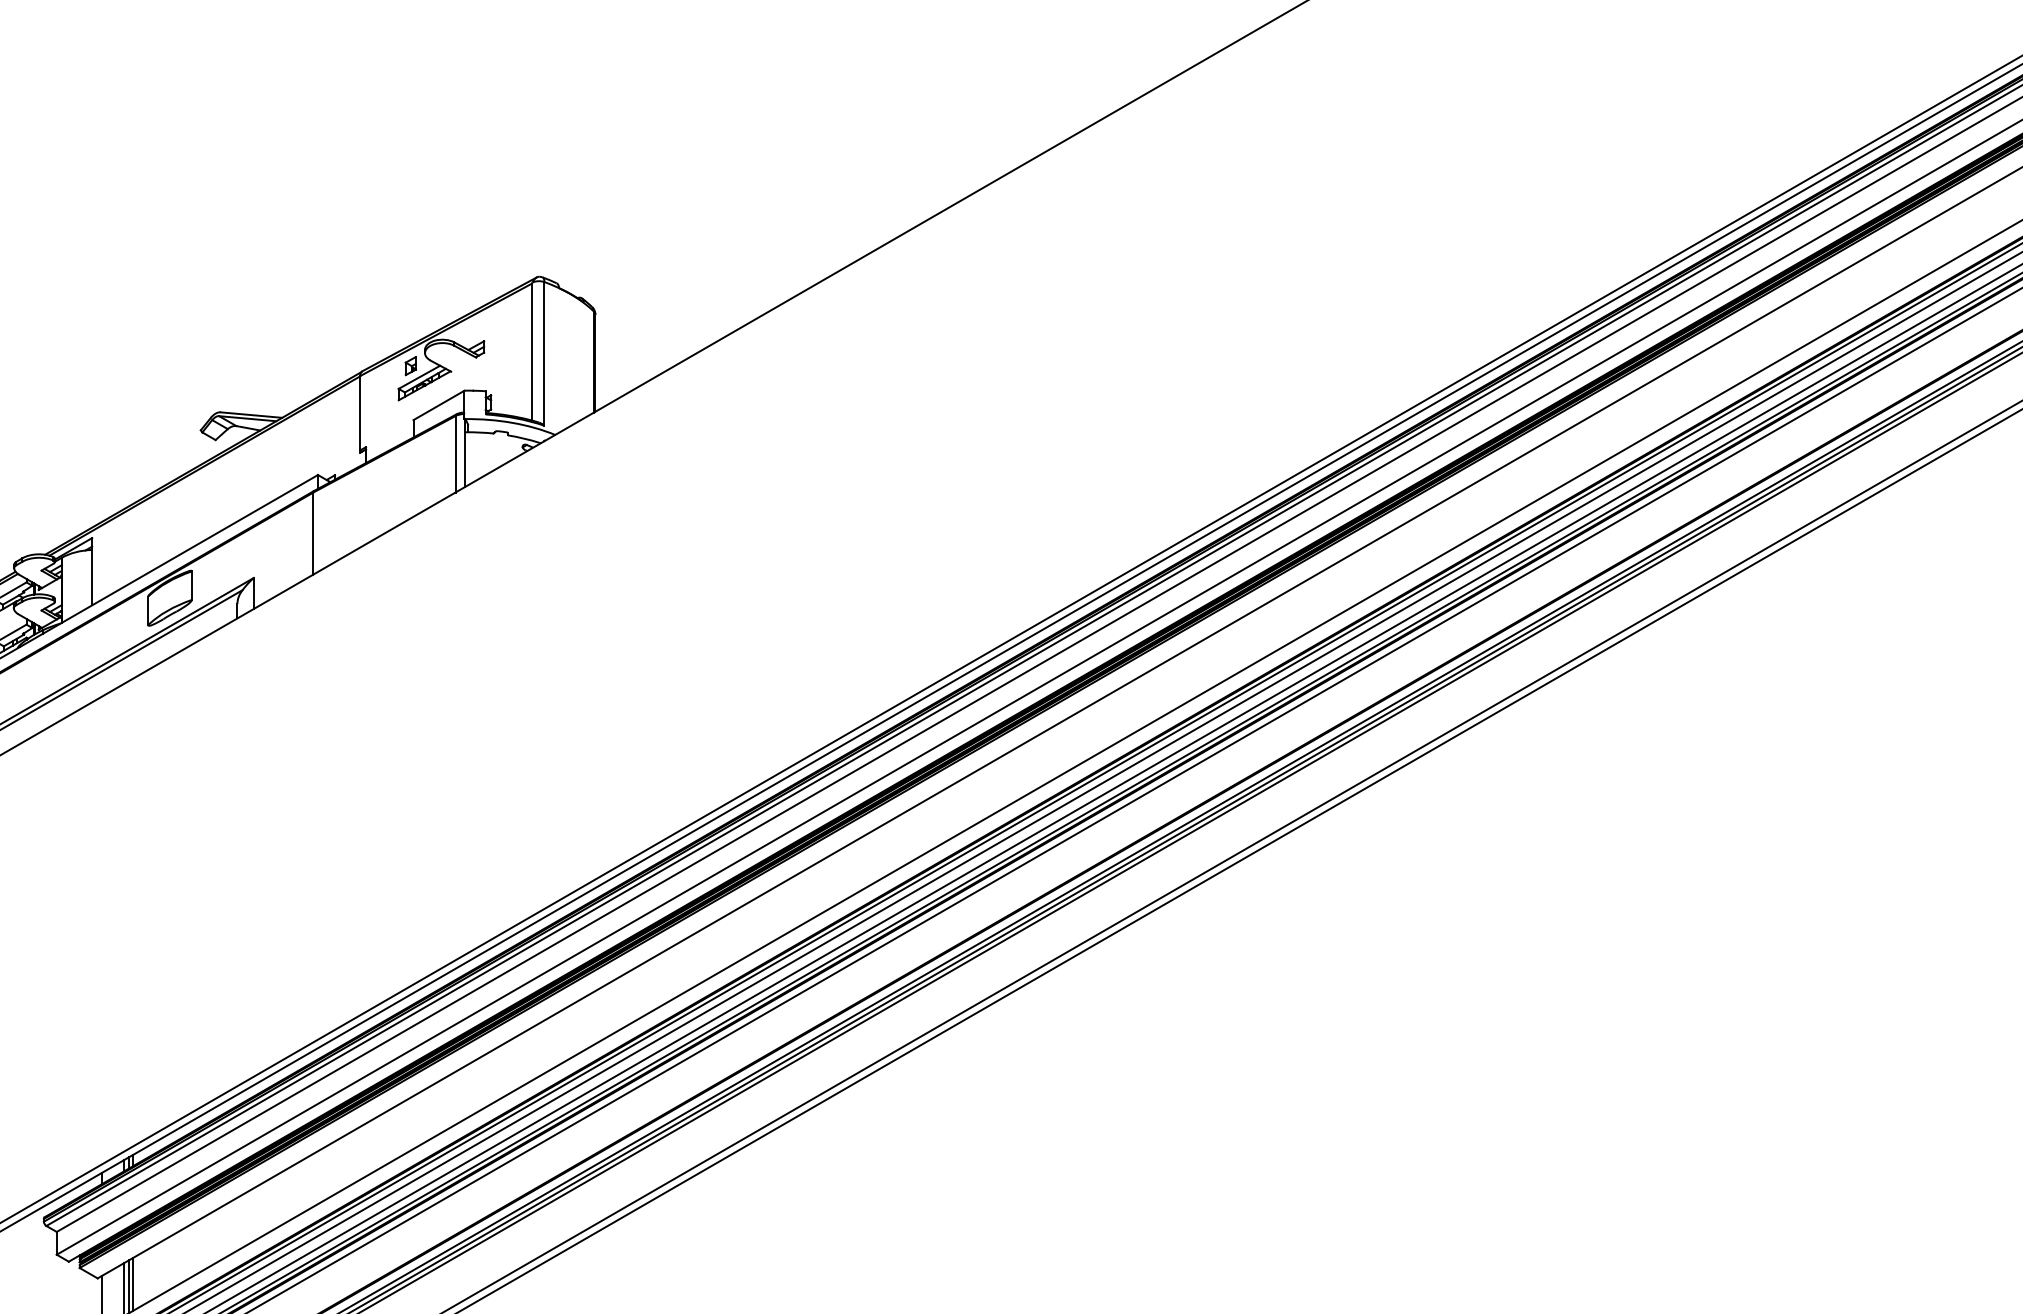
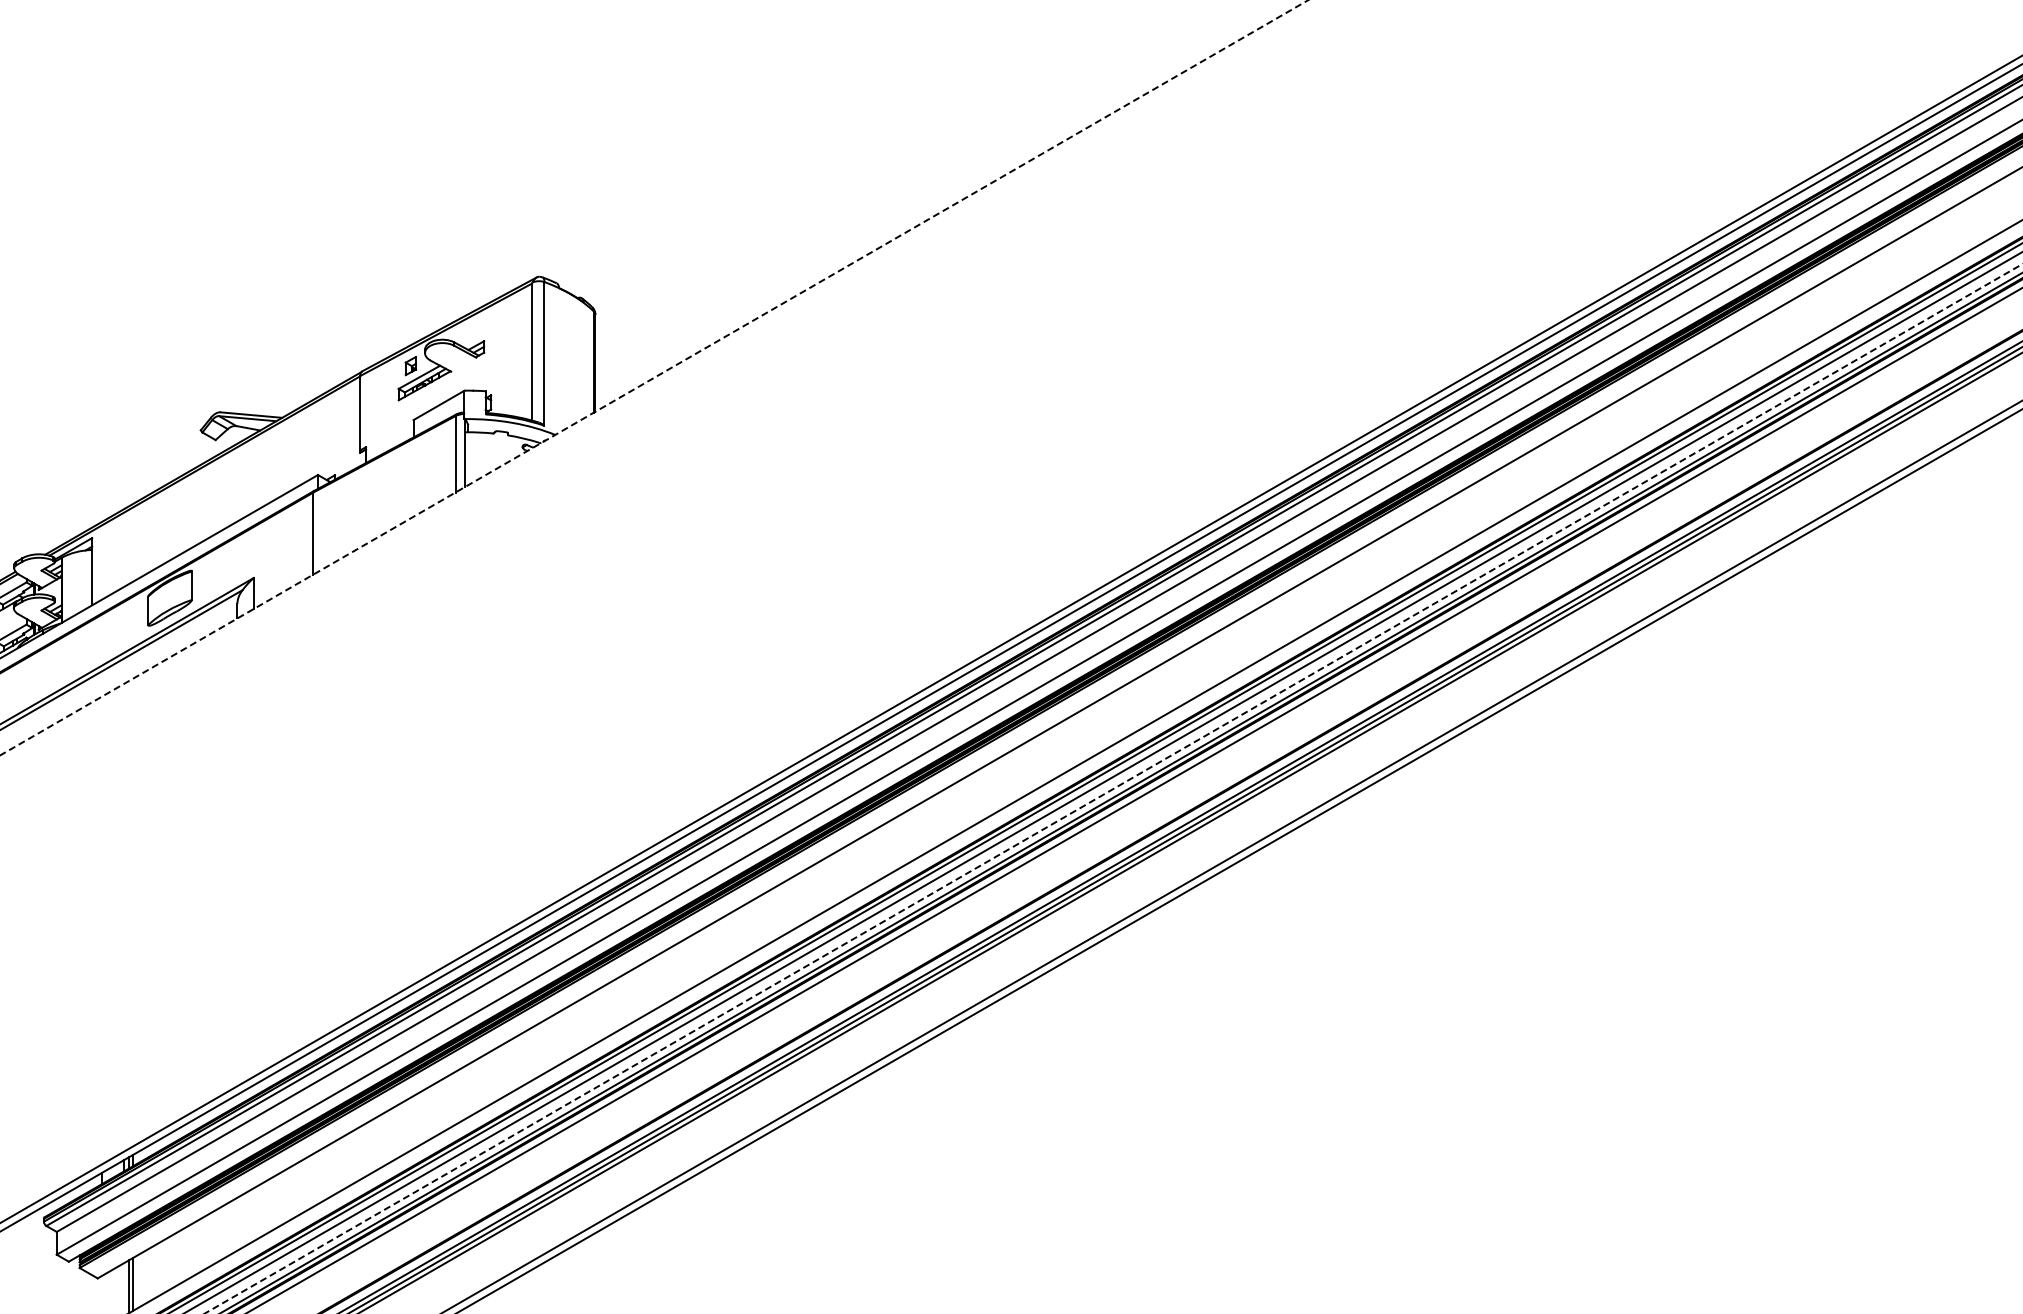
line: solid -> dashed (654, 377)
line: solid -> dashed (1113, 788)
line: present -> none (123, 1286)
line: present -> none (101, 1293)
